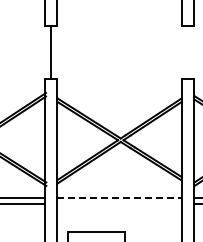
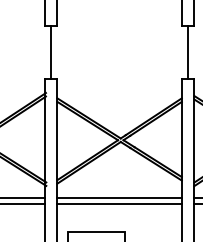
line: none -> present (187, 52)
line: dashed -> solid (120, 197)
line: none -> present (119, 203)
